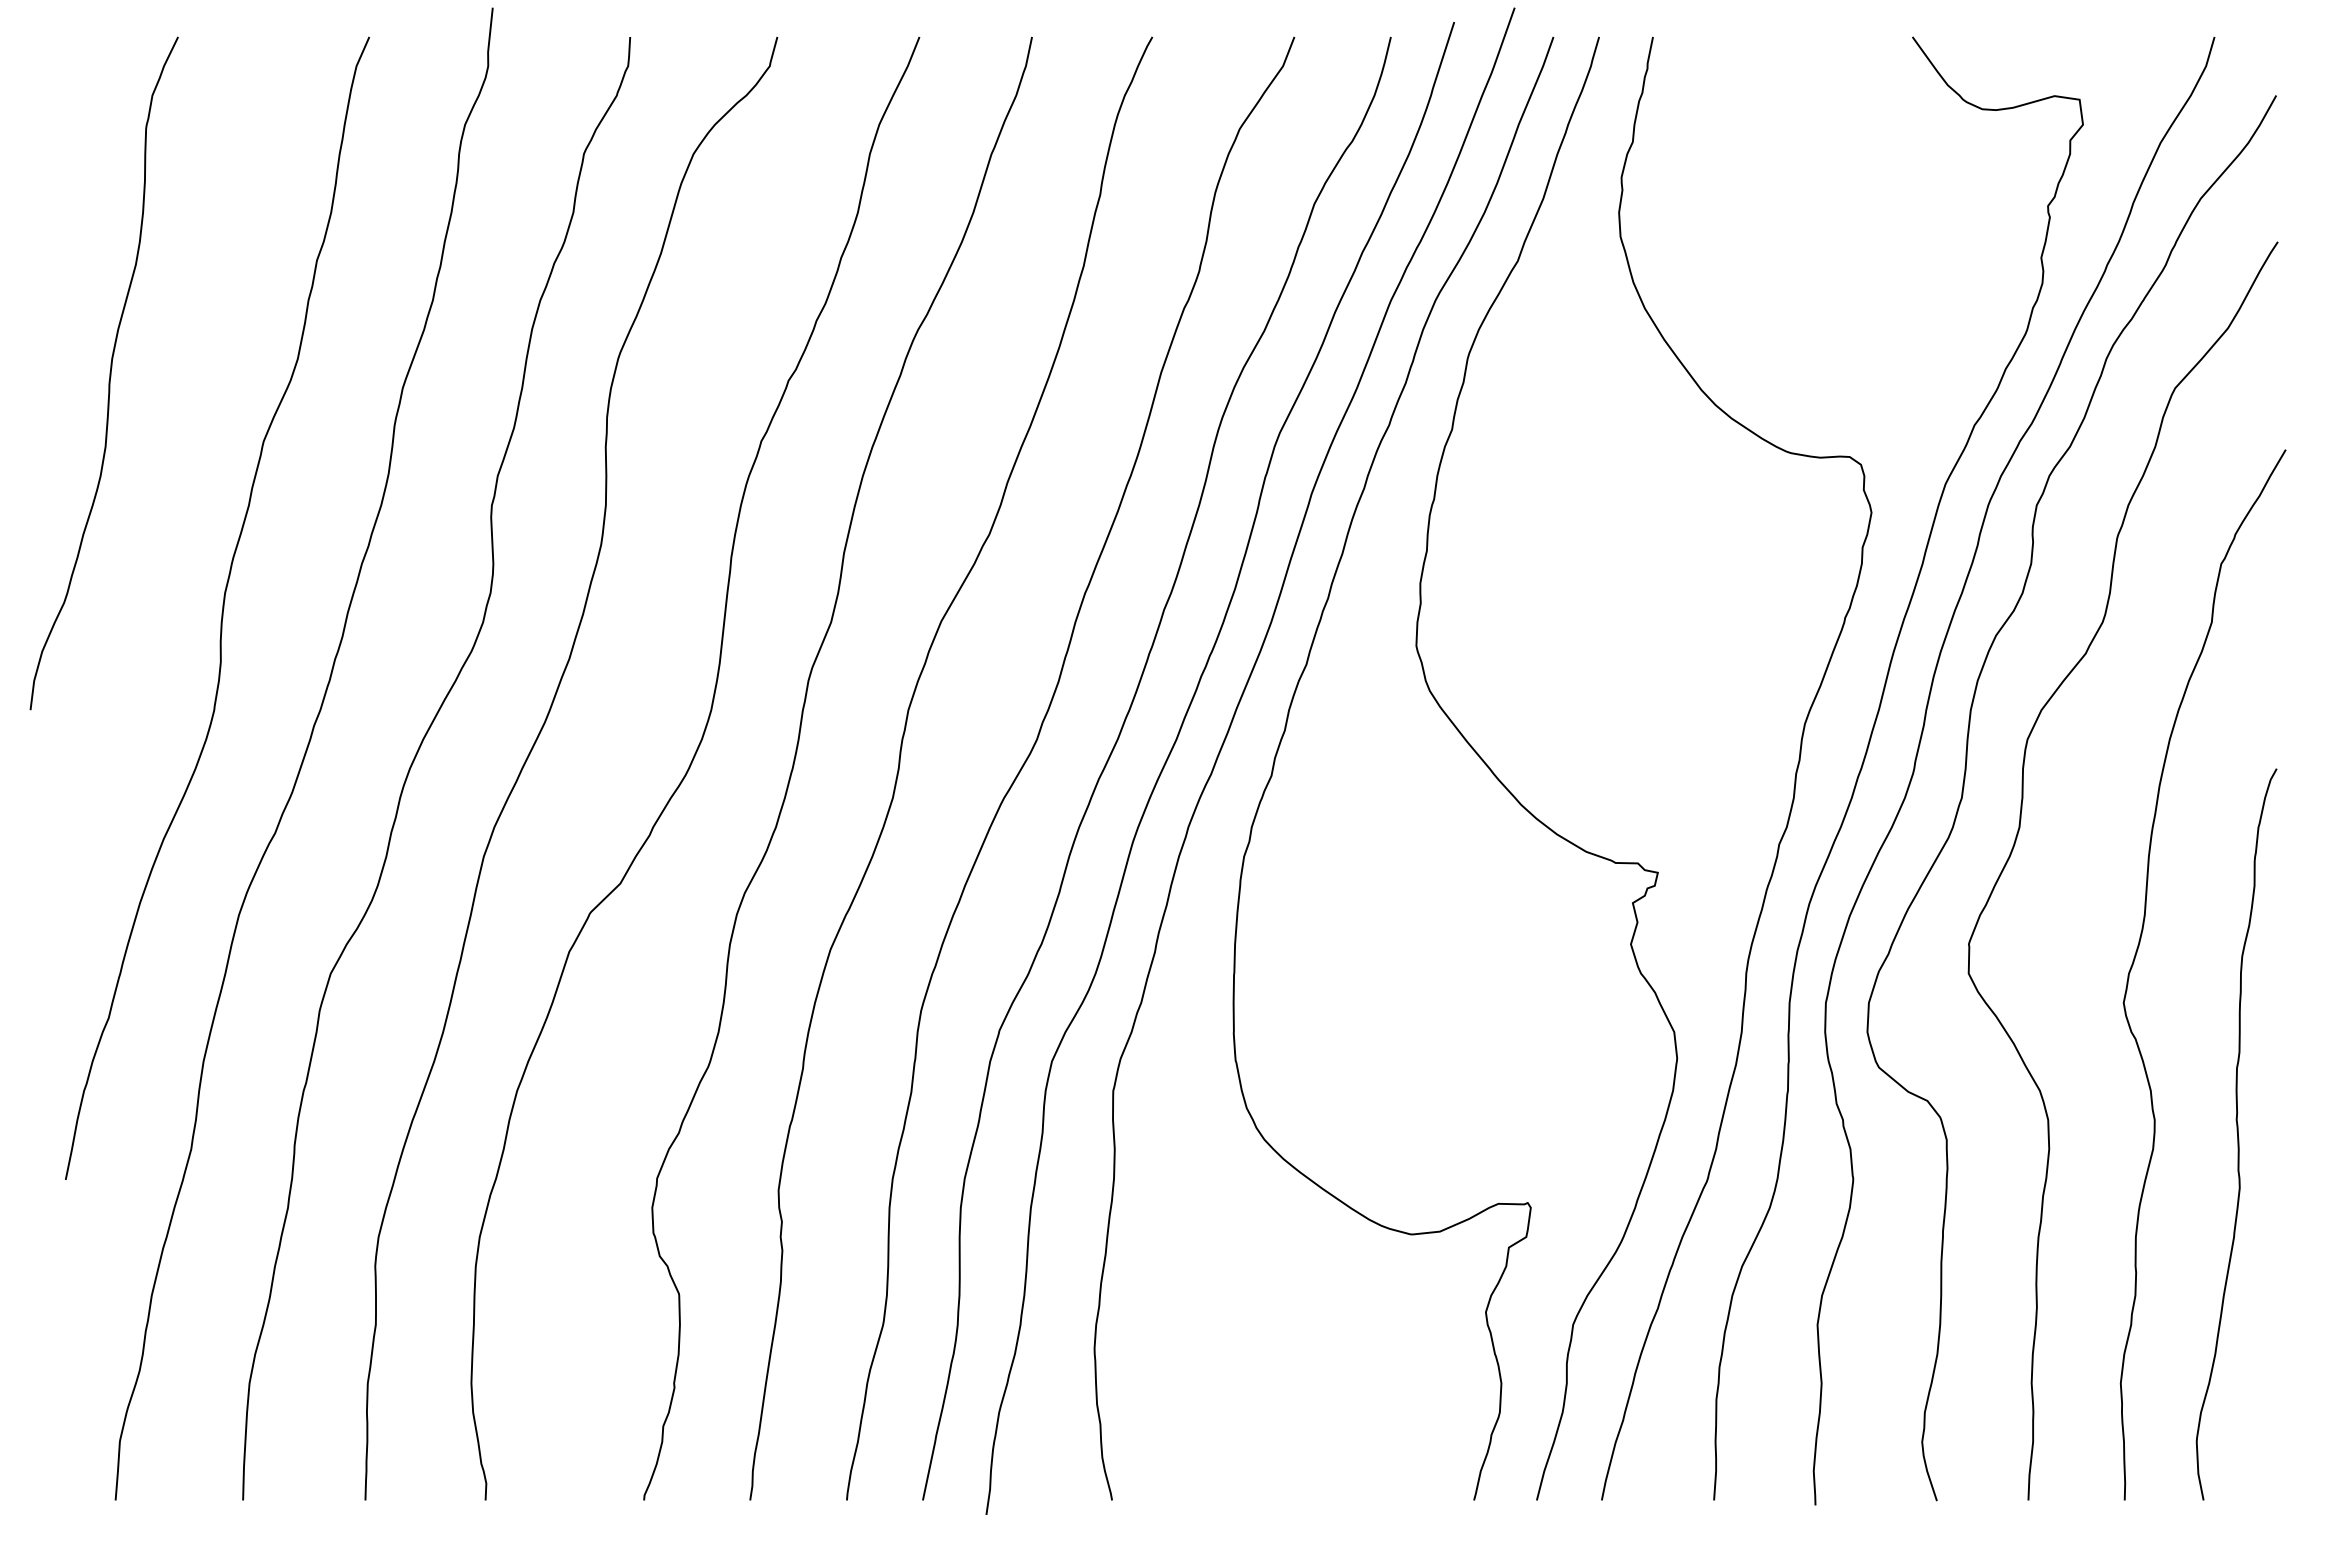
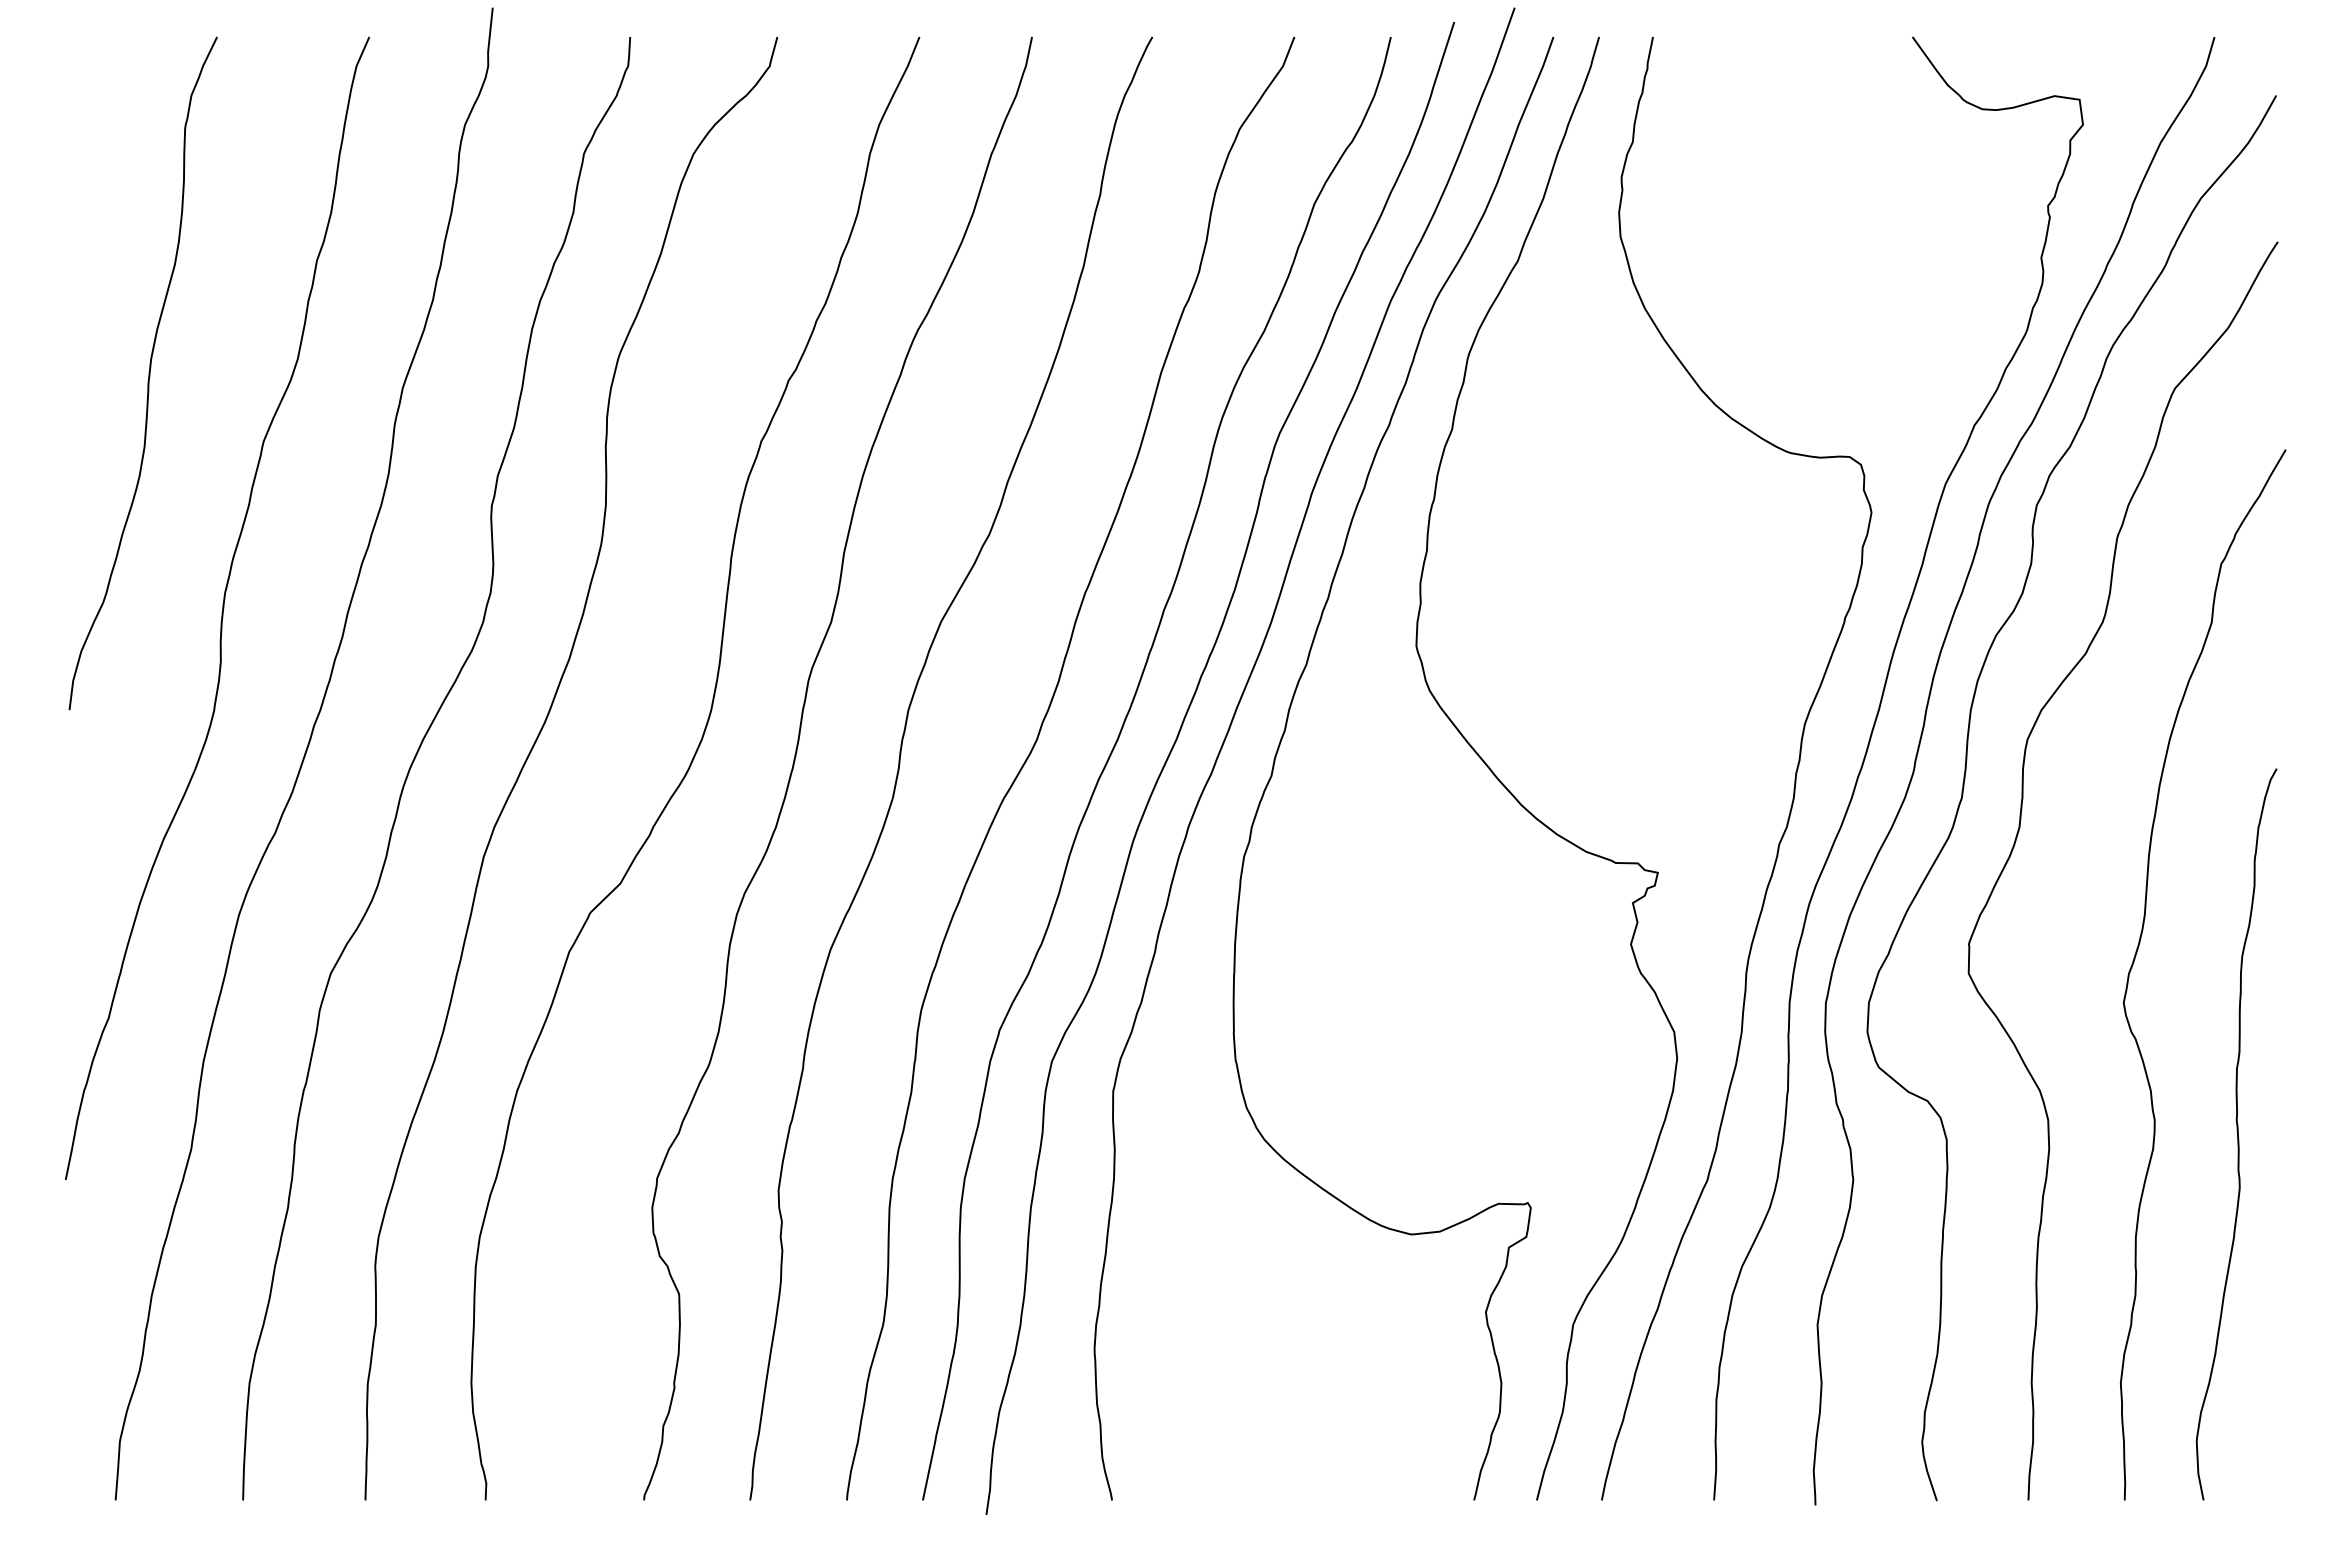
curve position: (109, 373) -> (148, 373) (148, 373)
